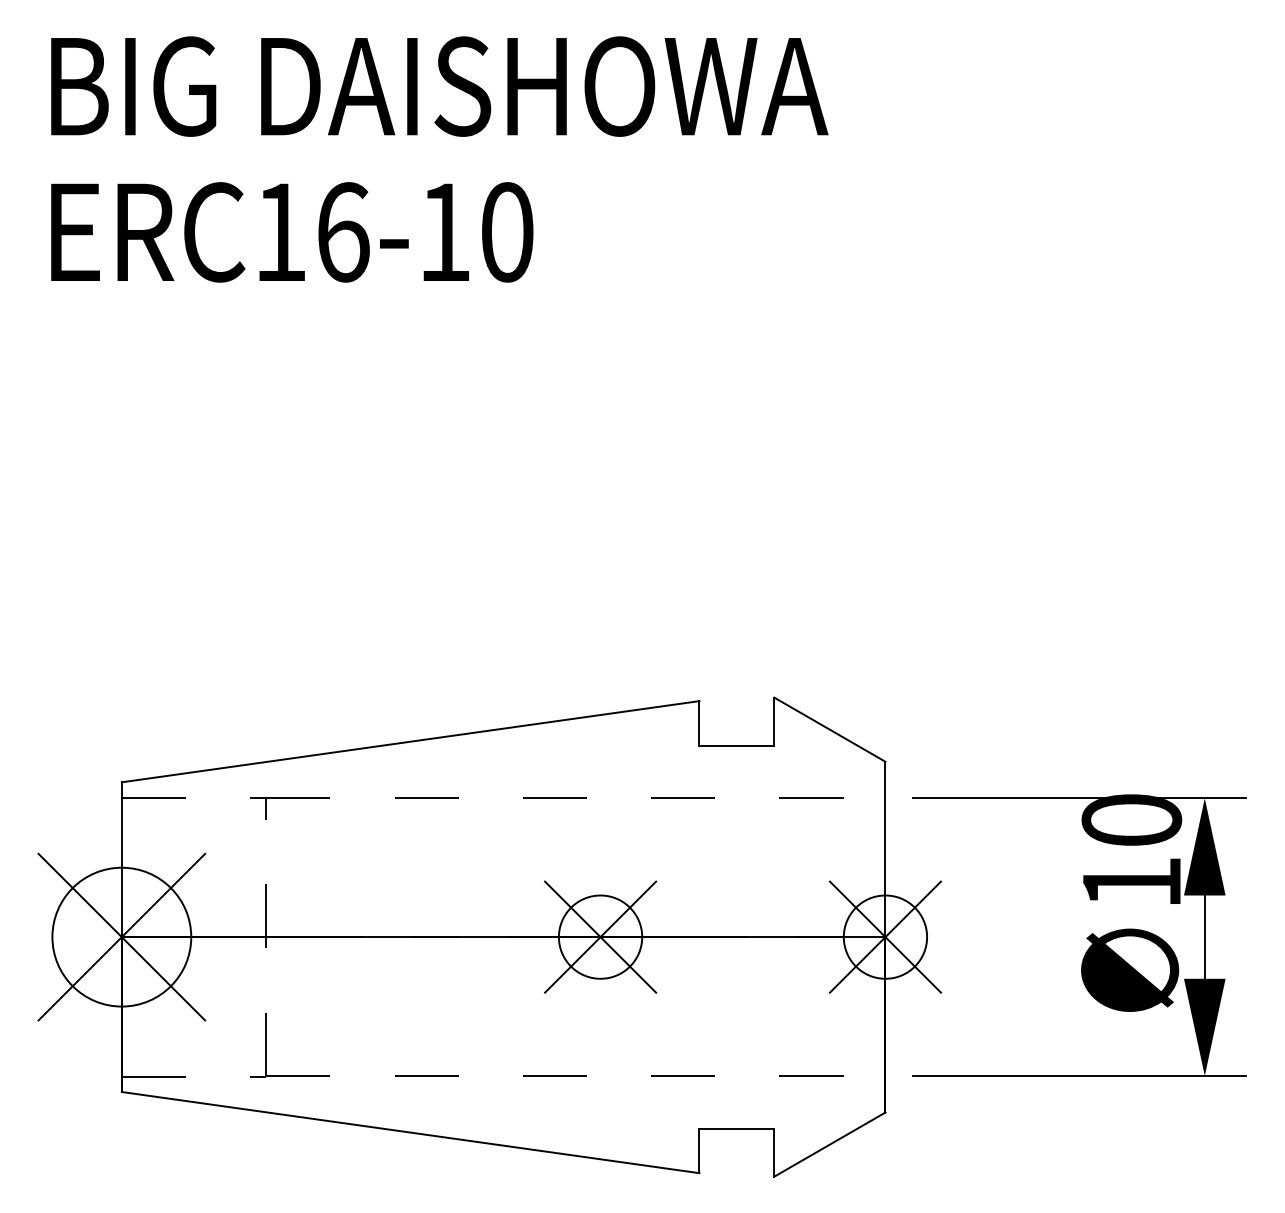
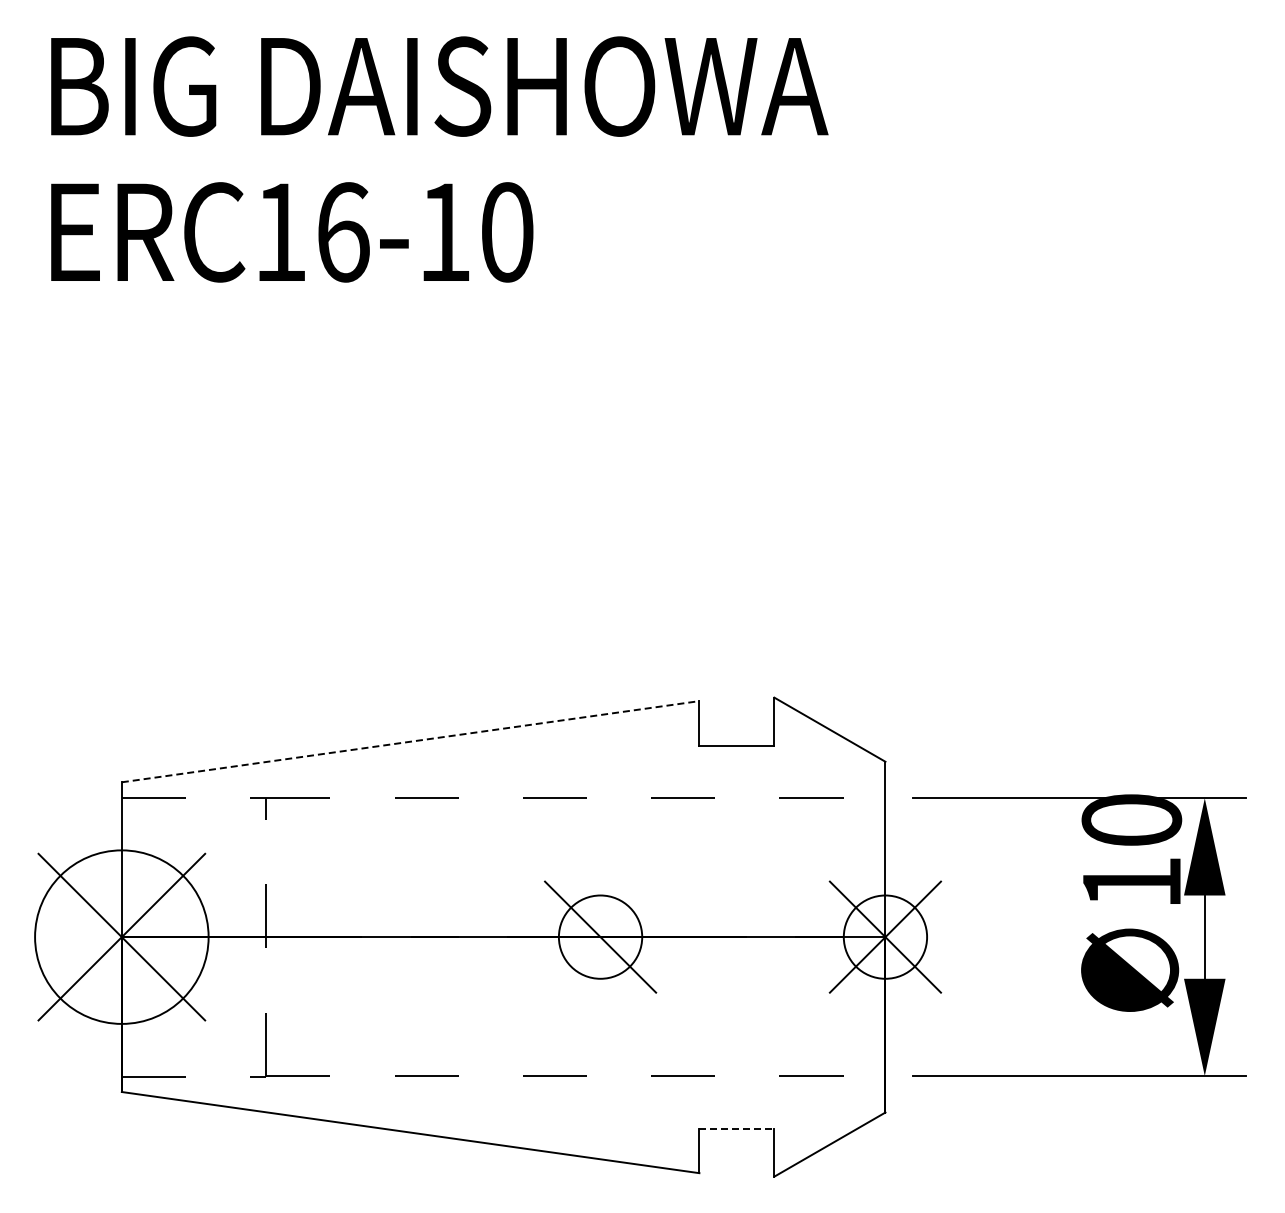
line: solid -> dashed (410, 741)
circle diameter: 139 px -> 174 px (121, 936)
line: present -> none (600, 936)
line: solid -> dashed (737, 1128)
